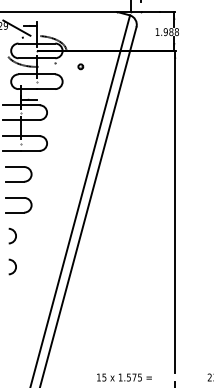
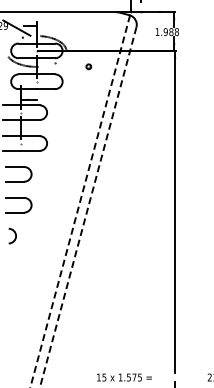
part position: (80, 66) -> (88, 66) (88, 66)
line: solid -> dashed (80, 201)
line: solid -> dashed (88, 207)
arc: present -> none (14, 264)
